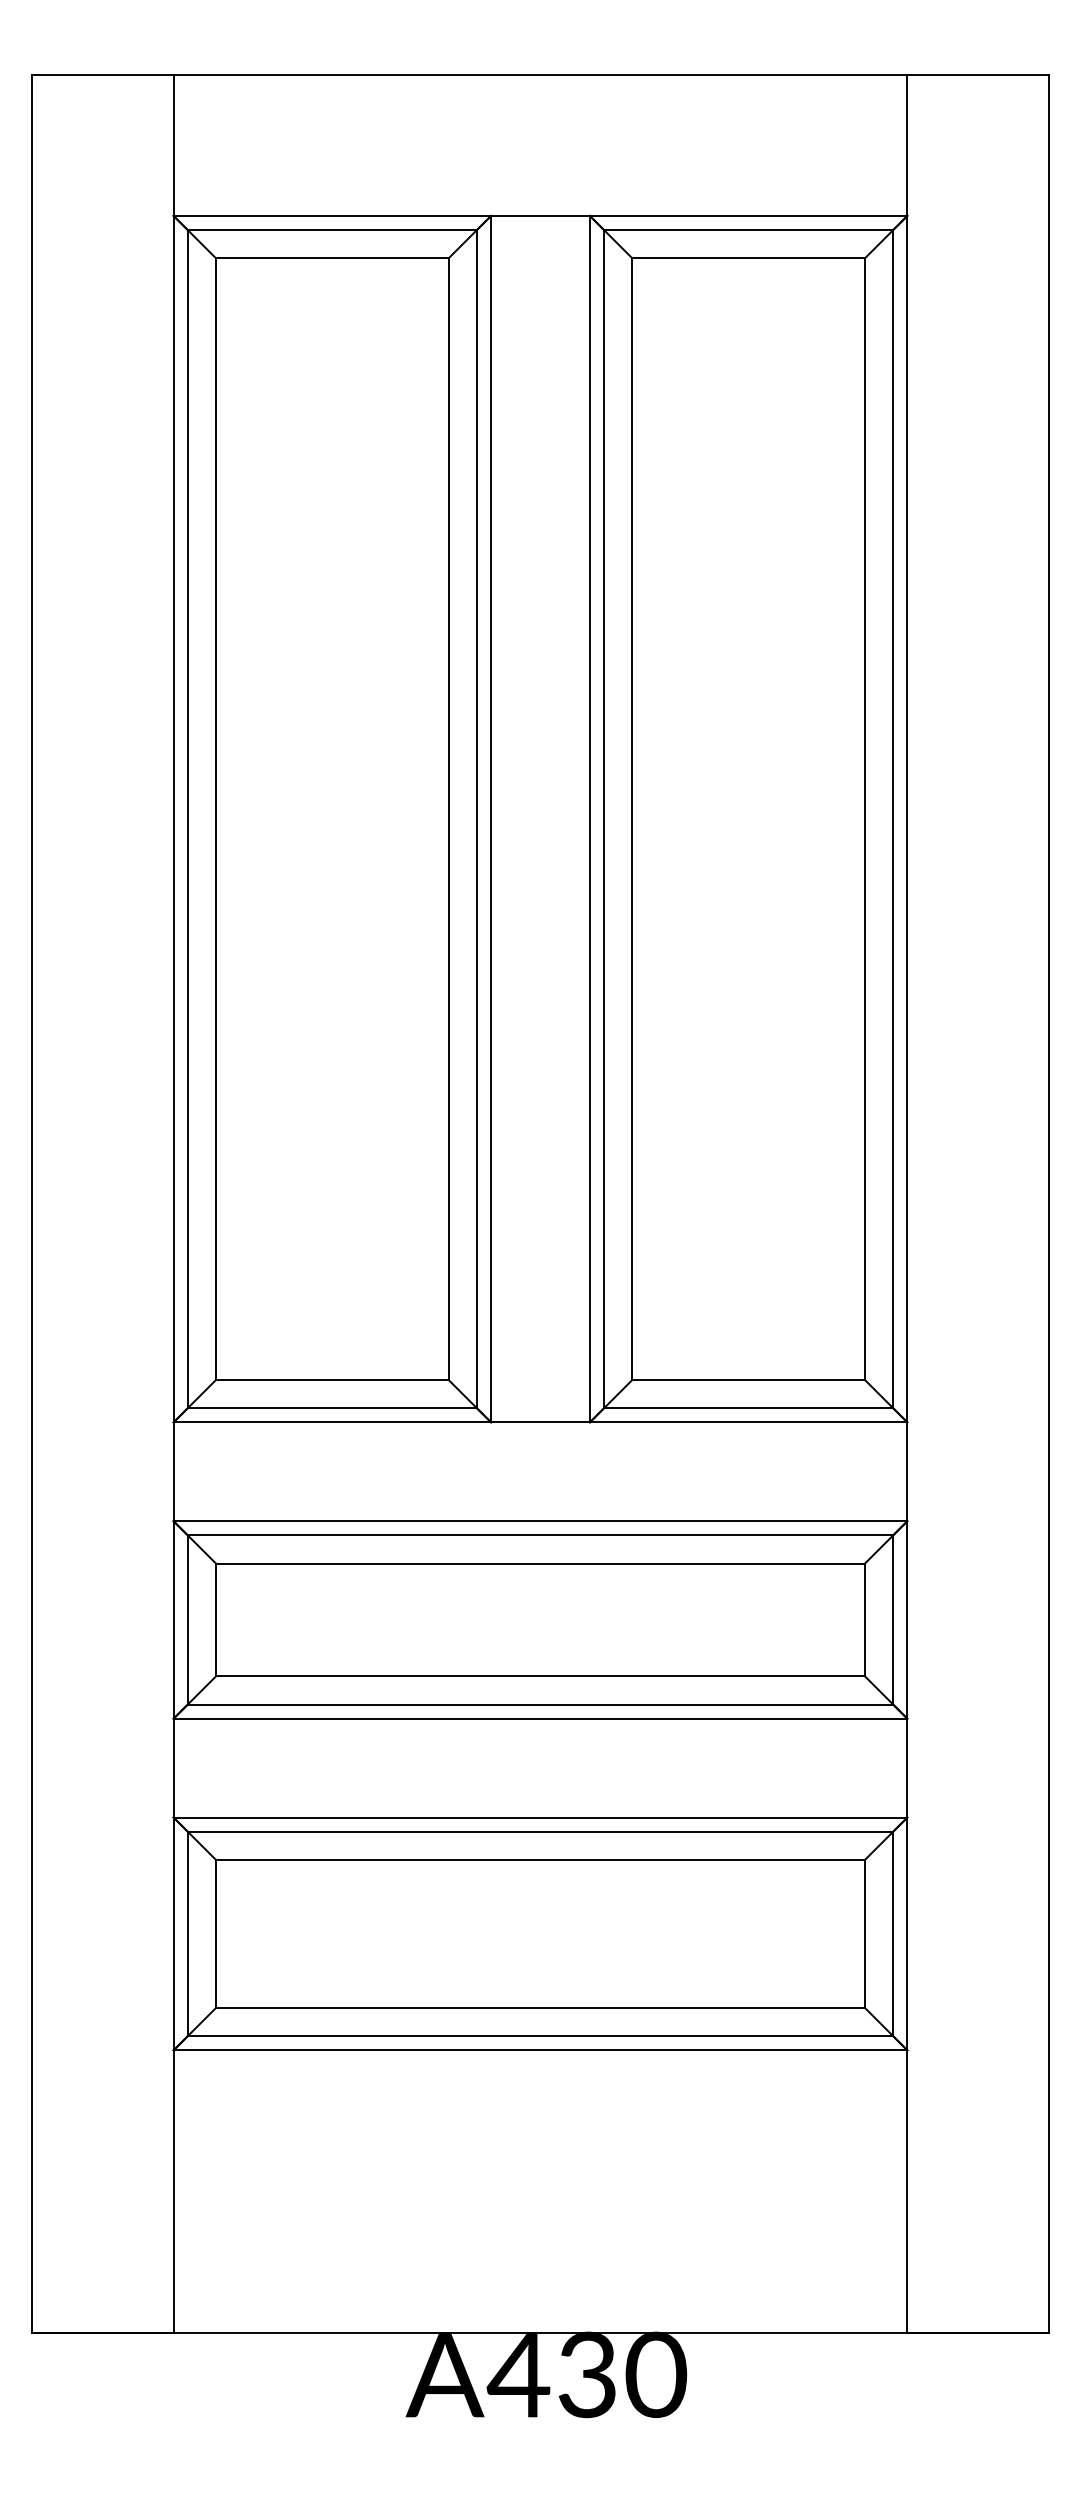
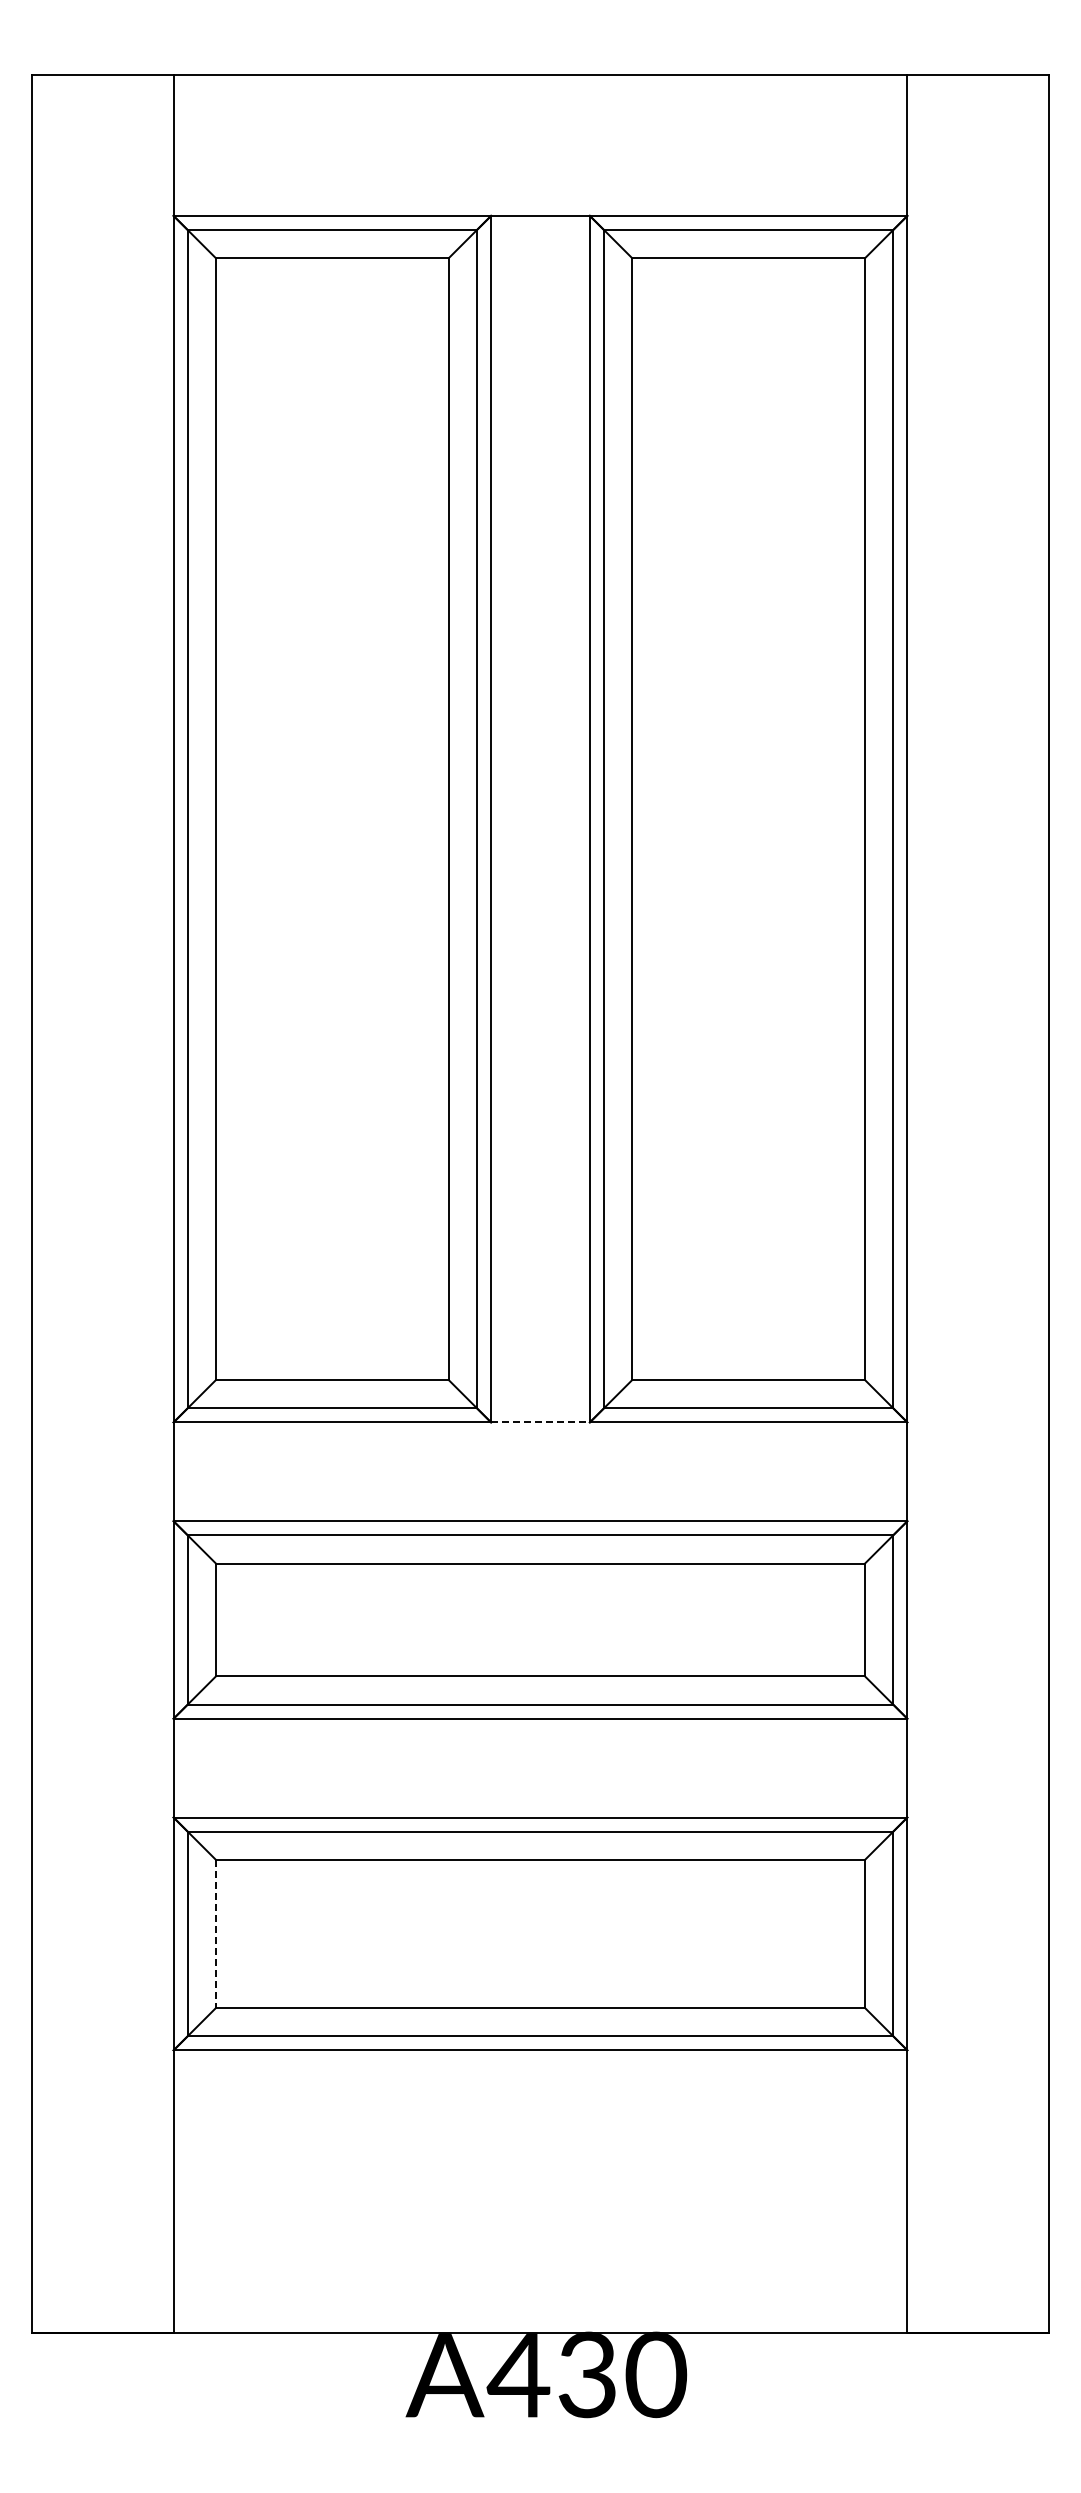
line: solid -> dashed (540, 1422)
line: solid -> dashed (215, 1934)
